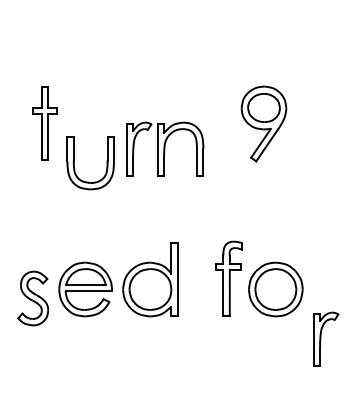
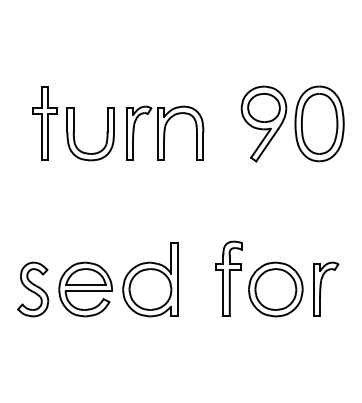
part: none -> present (319, 123)
part position: (165, 148) -> (165, 132) (165, 132)
part position: (75, 168) -> (75, 139) (75, 139)
part position: (33, 298) -> (33, 289) (33, 289)
part position: (326, 338) -> (326, 288) (326, 288)
